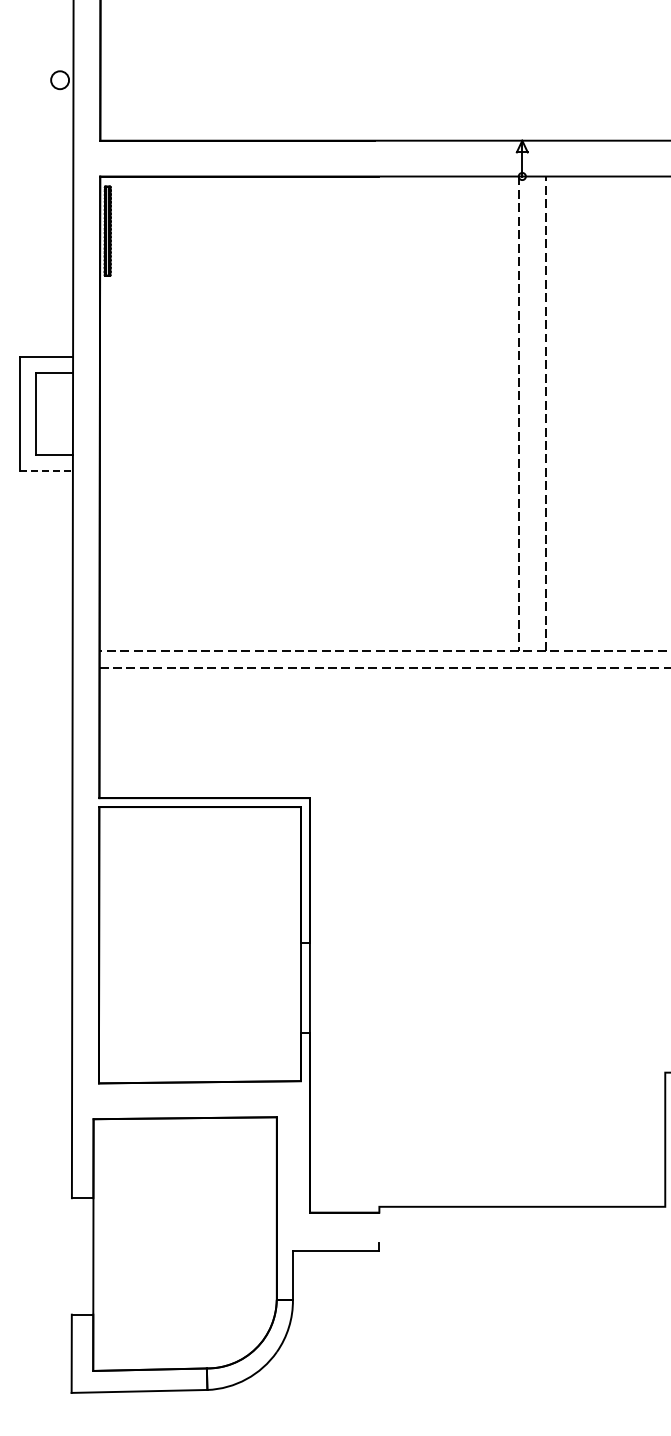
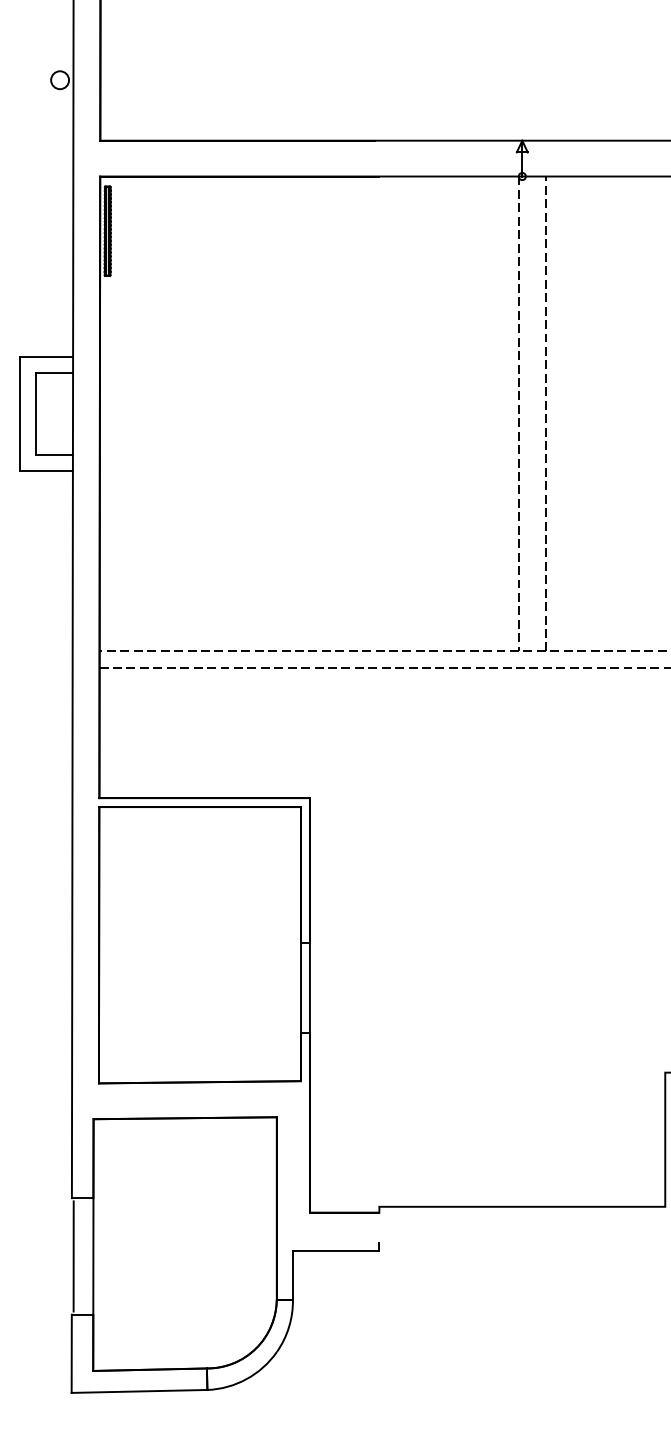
line: dashed -> solid (46, 471)
line: none -> present (73, 1256)
